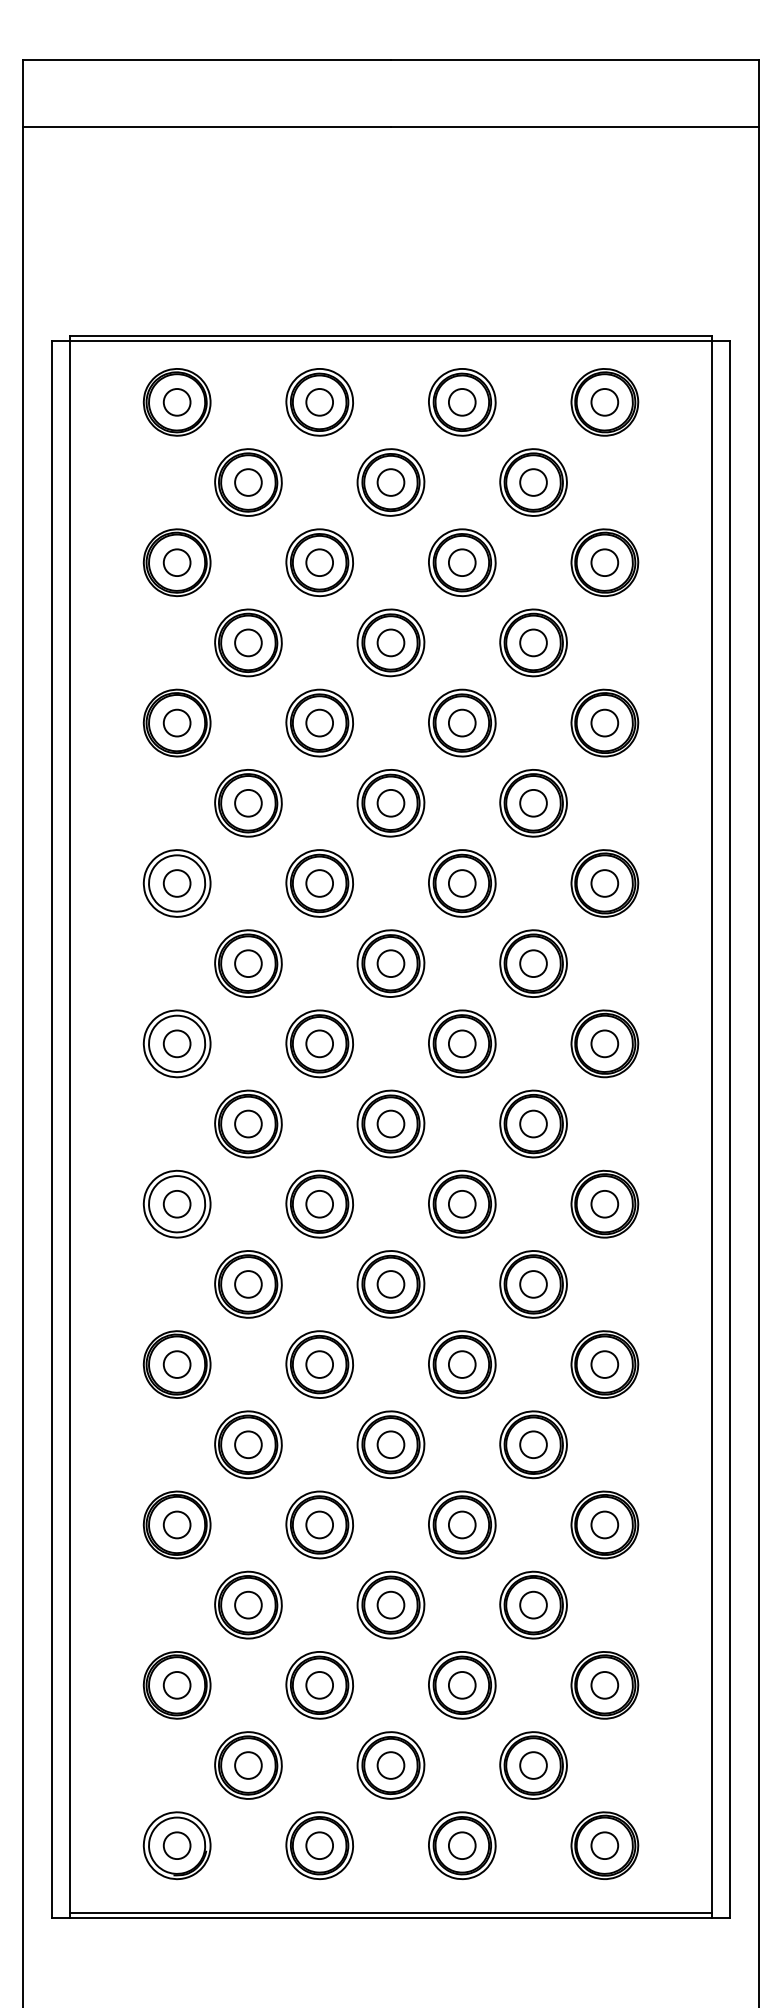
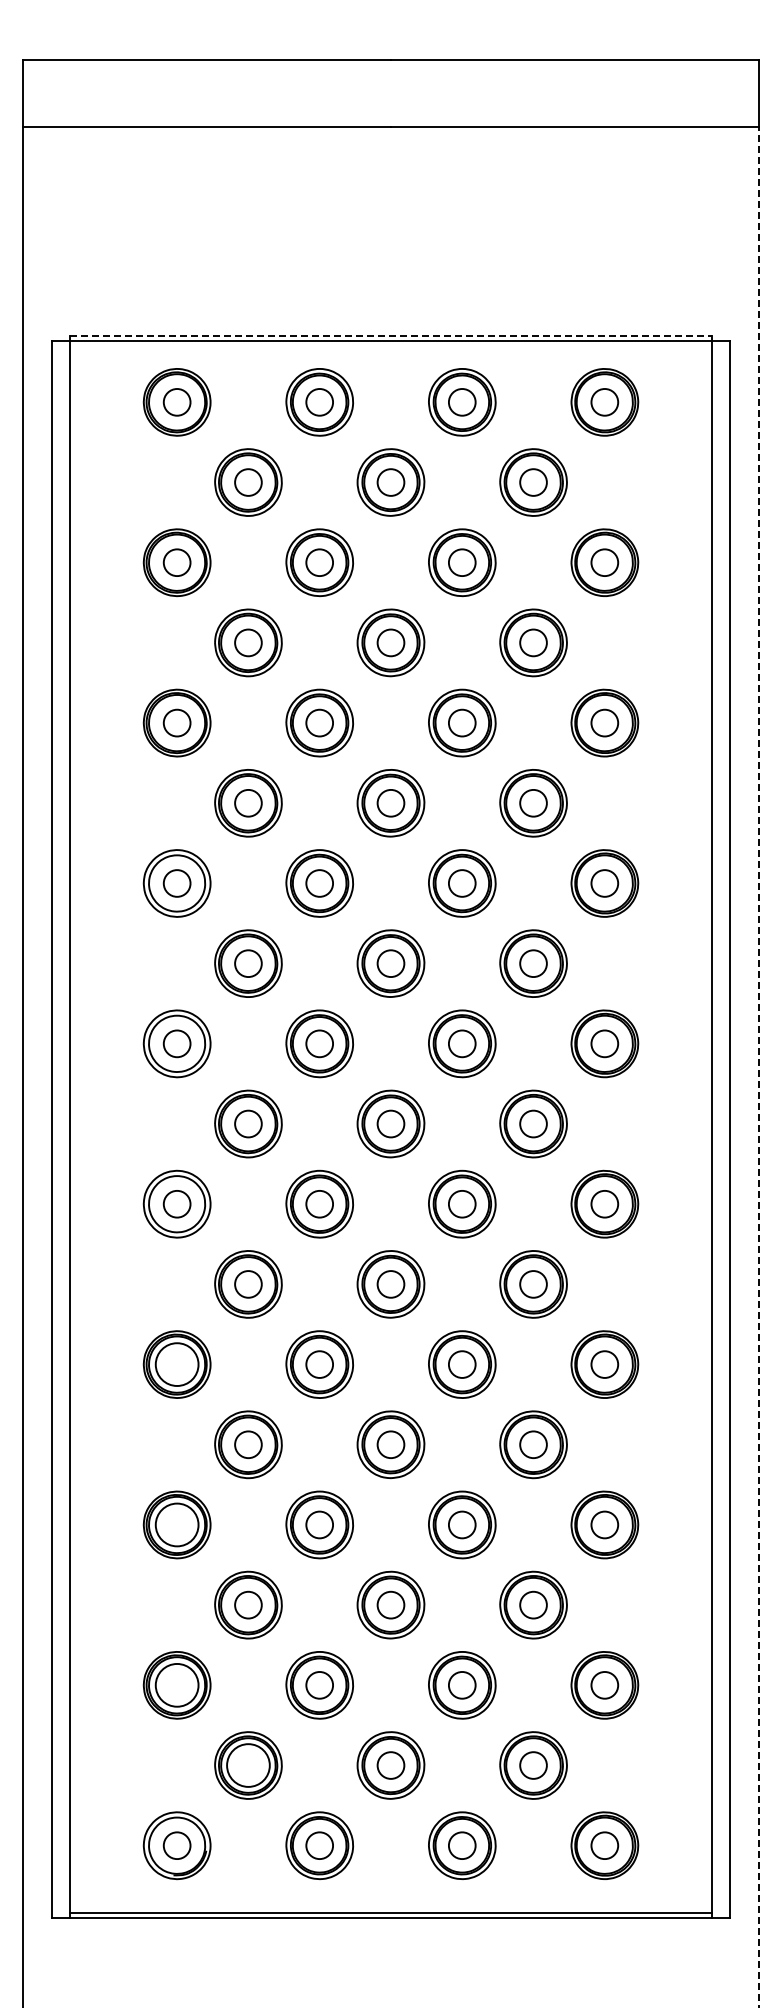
line: solid -> dashed (391, 335)
line: solid -> dashed (758, 1066)
circle diameter: 27 px -> 43 px (176, 1364)
circle diameter: 27 px -> 43 px (176, 1524)
circle diameter: 27 px -> 43 px (176, 1684)
circle diameter: 27 px -> 43 px (248, 1765)
